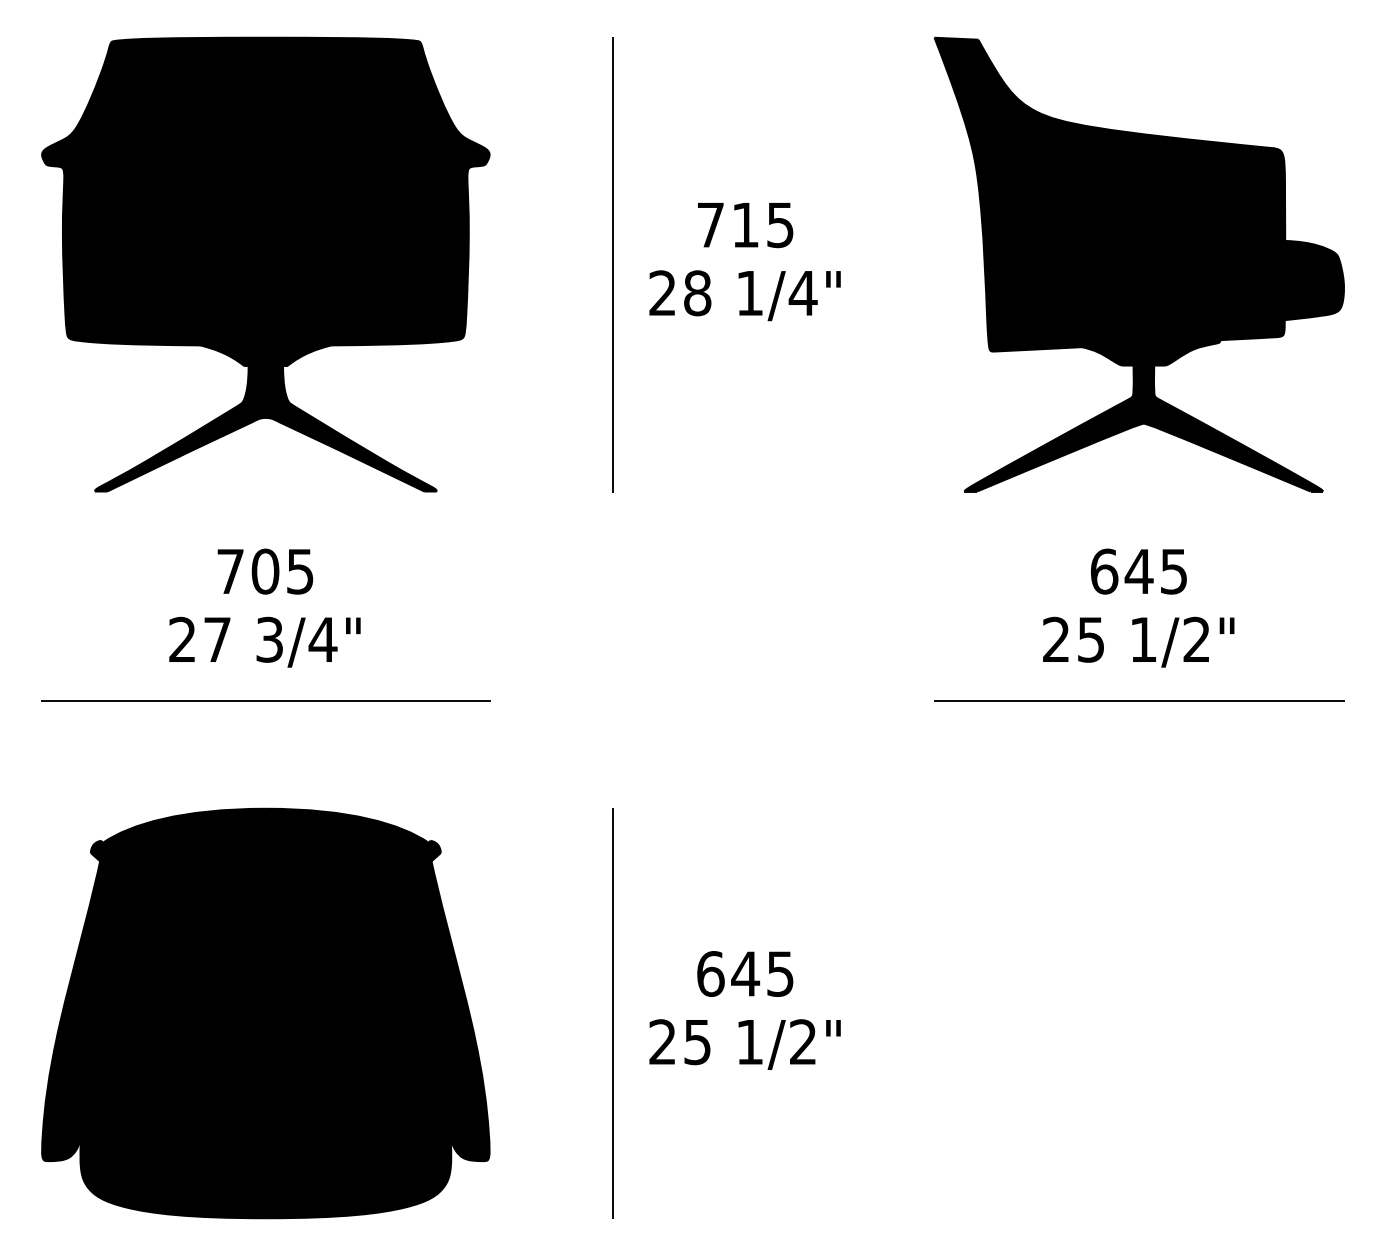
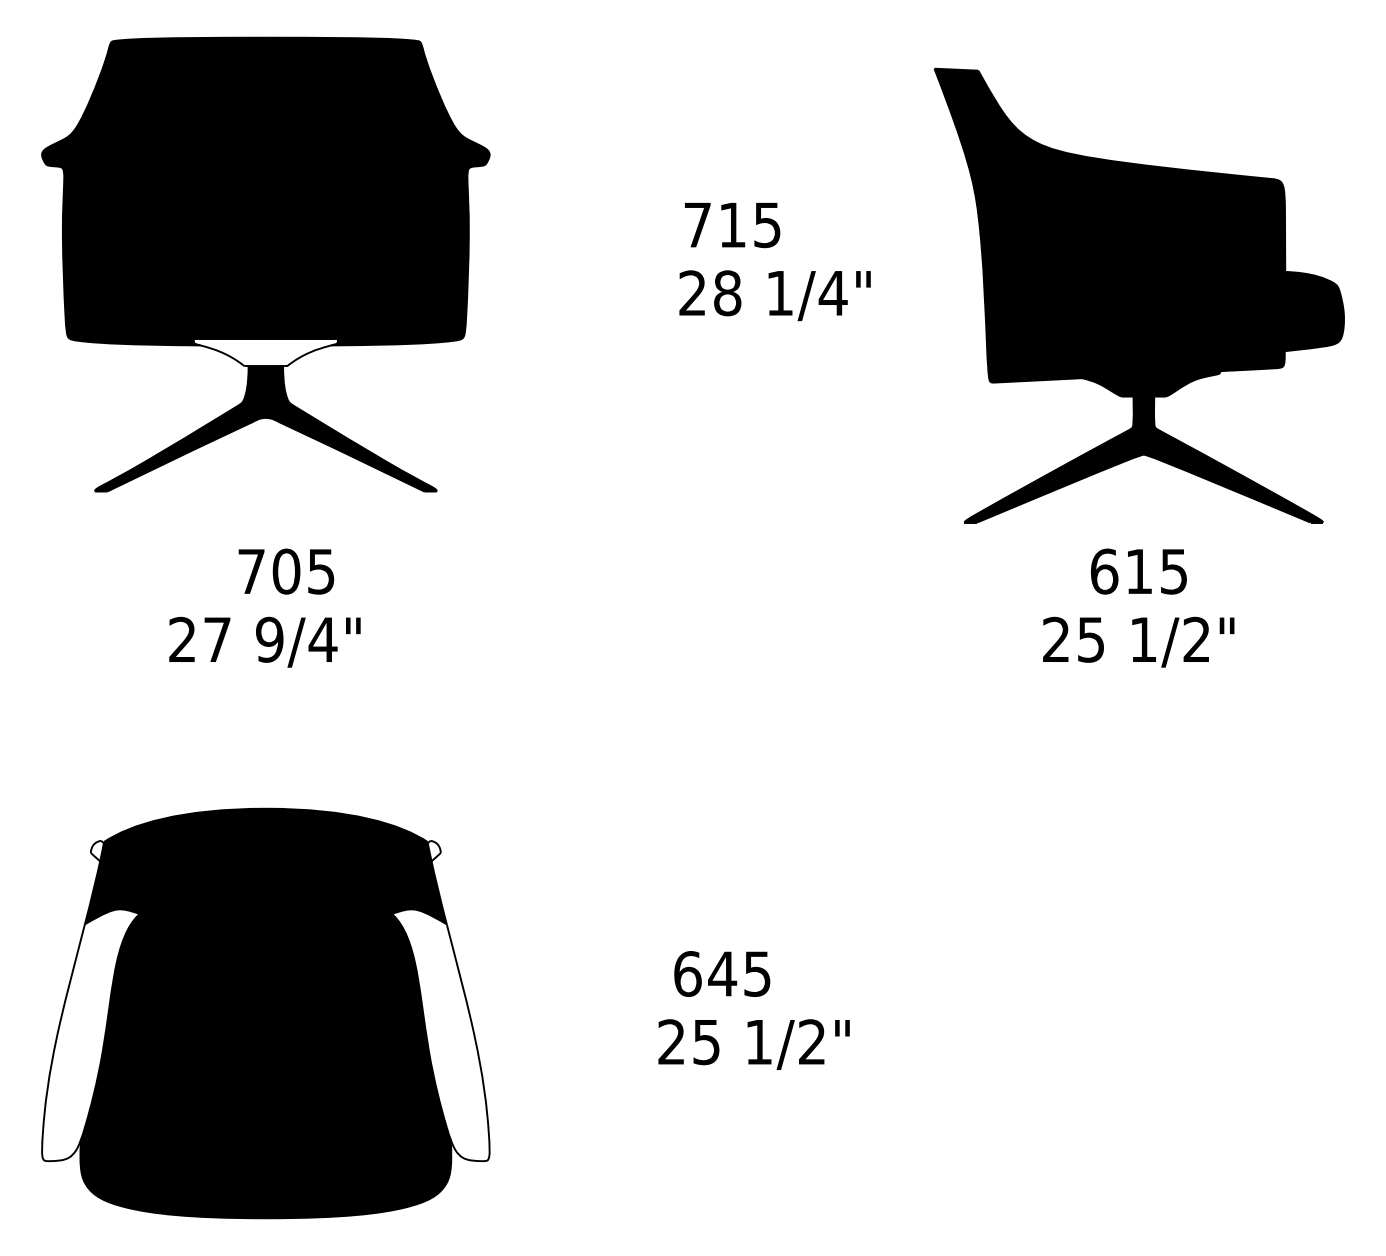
text position: (745, 225) -> (732, 225) (732, 225)
line: present -> none (613, 264)
part position: (1138, 264) -> (1138, 295) (1138, 295)
text position: (744, 295) -> (774, 295) (774, 295)
fill: present -> none (265, 352)
text position: (265, 571) -> (286, 571) (286, 571)
text: 645 -> 615 (1138, 571)
text: 3/4" -> 9/4" (269, 639)
line: present -> none (265, 701)
line: present -> none (1139, 701)
fill: present -> none (96, 850)
fill: present -> none (433, 850)
text position: (745, 973) -> (722, 973) (722, 973)
line: present -> none (613, 1013)
fill: present -> none (90, 1035)
fill: present -> none (440, 1035)
text position: (744, 1044) -> (753, 1044) (753, 1044)
